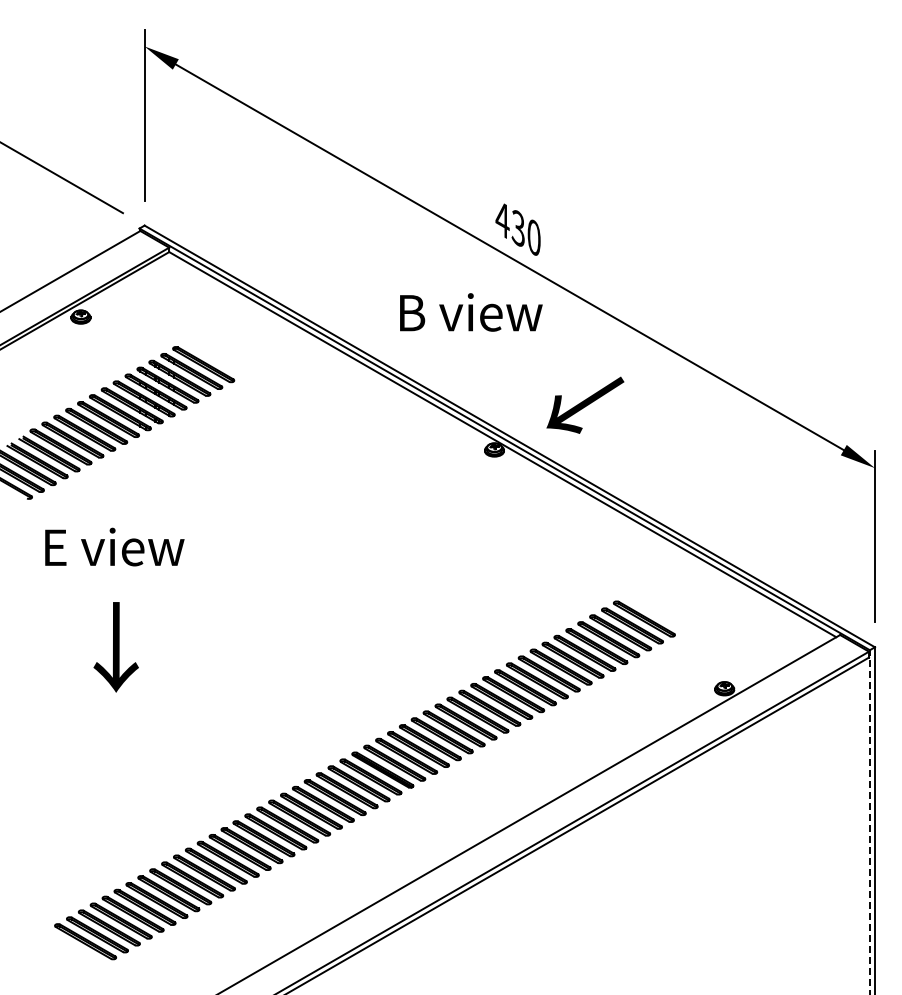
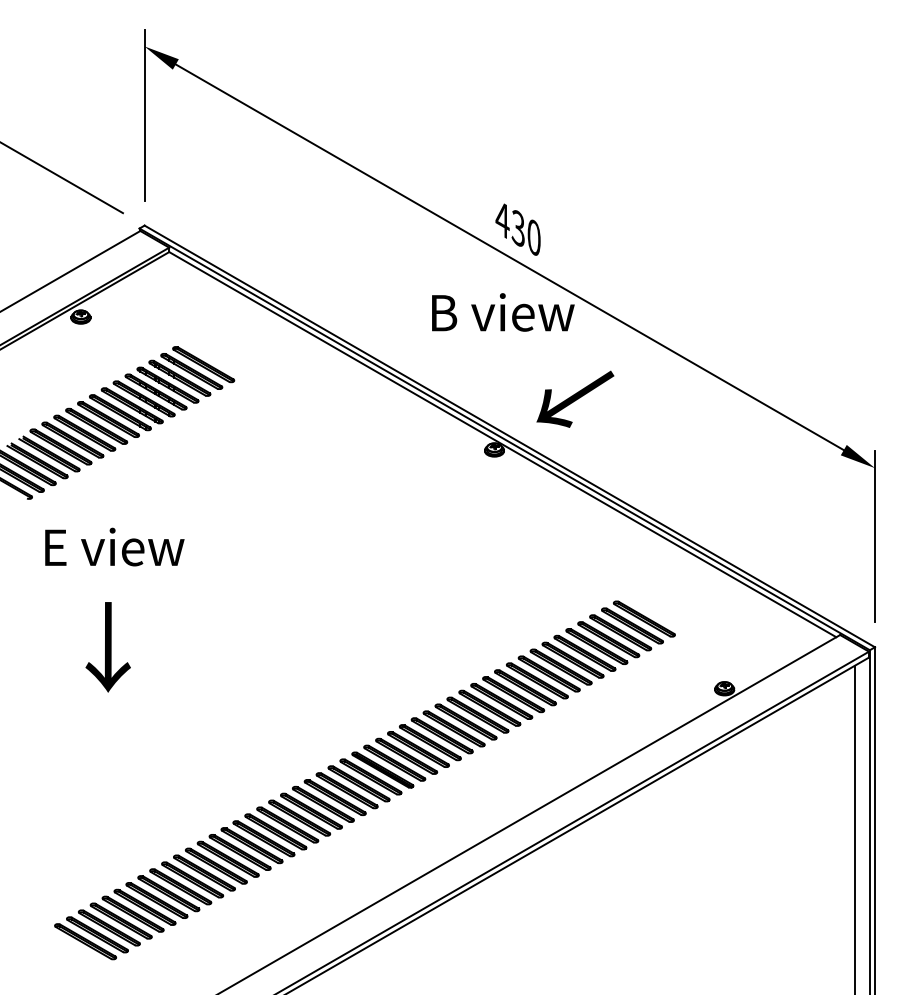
text position: (471, 312) -> (503, 312) (503, 312)
text position: (585, 404) -> (575, 398) (575, 398)
text position: (115, 647) -> (107, 647) (107, 647)
line: dashed -> solid (869, 821)
line: none -> present (854, 828)
